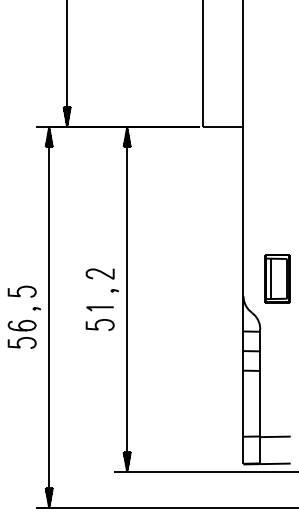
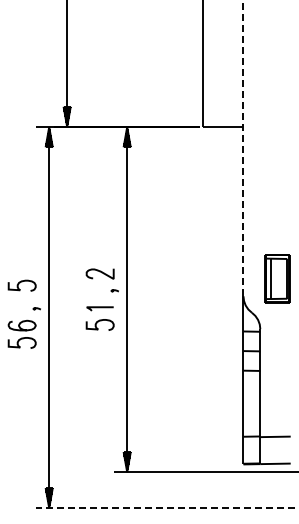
line: solid -> dashed (243, 148)
curve position: (20, 289) -> (20, 283) (20, 283)
line: solid -> dashed (166, 508)
